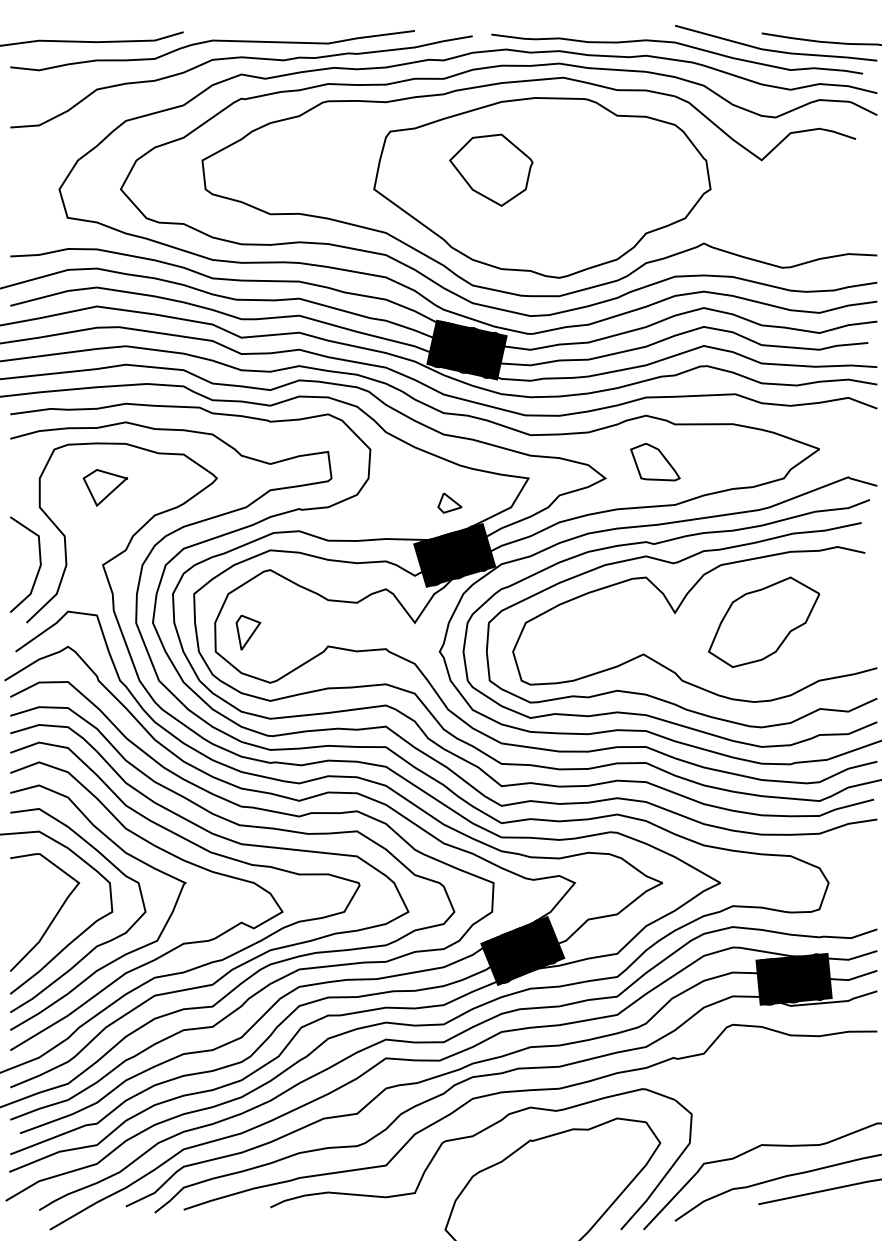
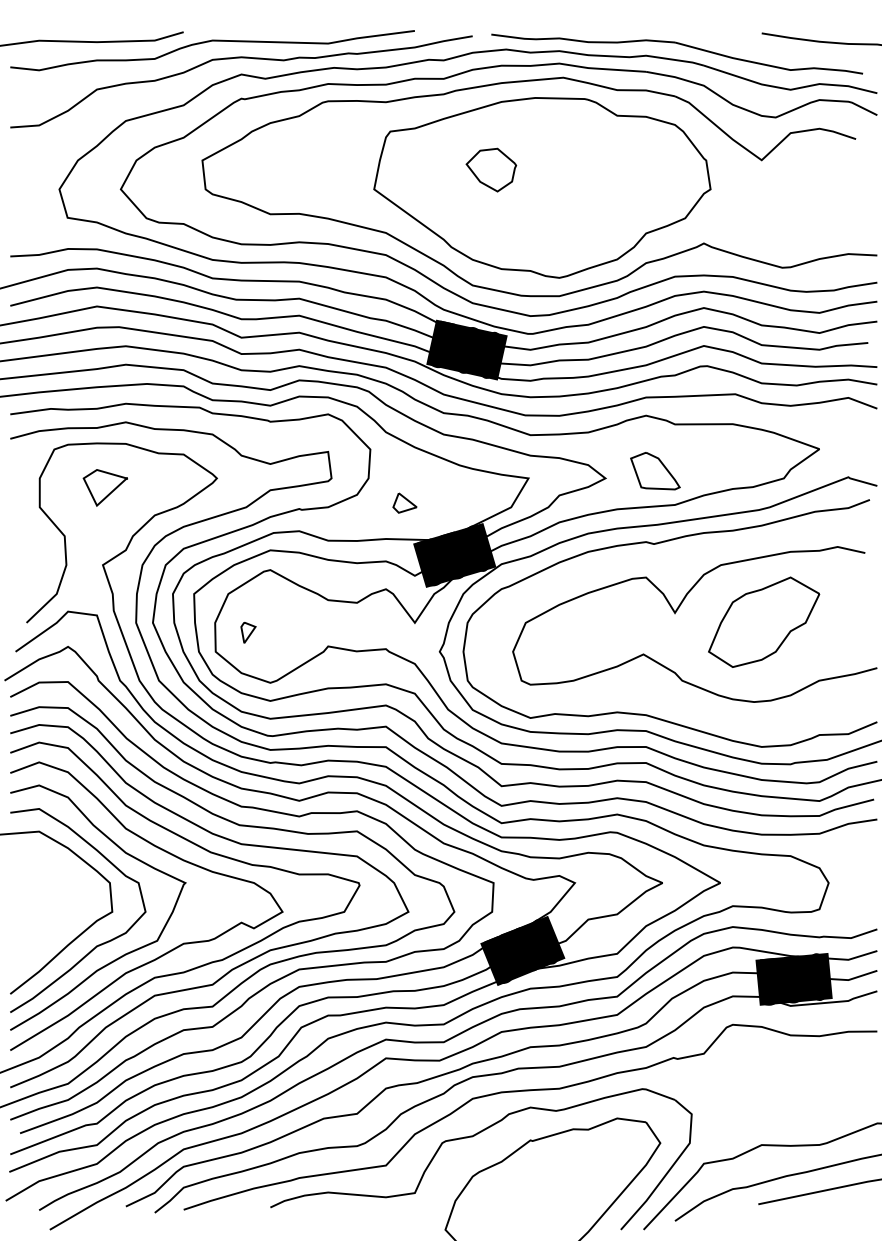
line: present -> none (776, 50)
part size: 85x74 px -> 53x46 px (491, 169)
part position: (655, 462) -> (655, 471) (655, 471)
part position: (449, 502) -> (404, 502) (404, 502)
curve: present -> none (673, 564)
line: present -> none (38, 568)
part size: 27x36 px -> 17x23 px (248, 632)
curve: present -> none (53, 917)
